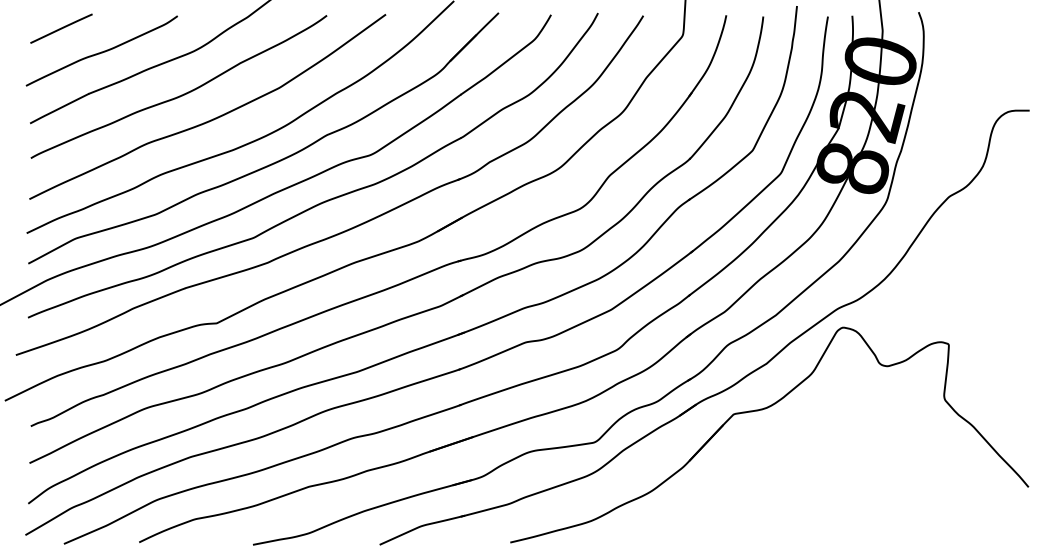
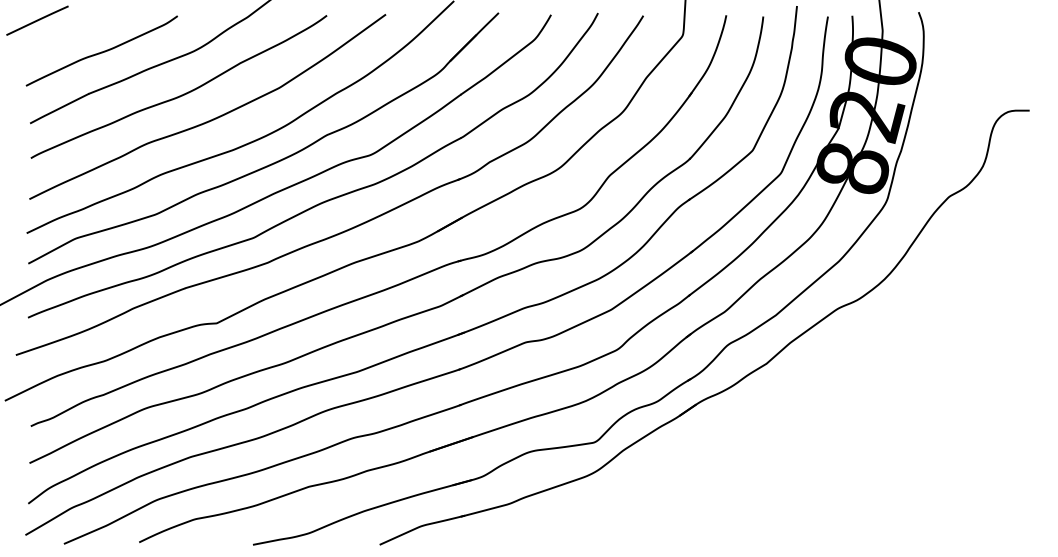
line position: (61, 28) -> (37, 20) (37, 20)
part: present -> none (762, 410)
